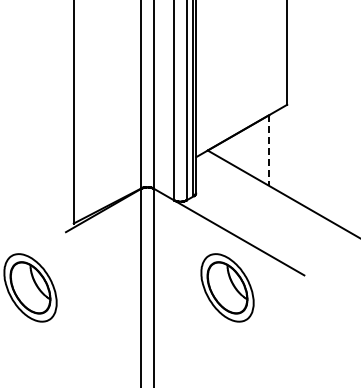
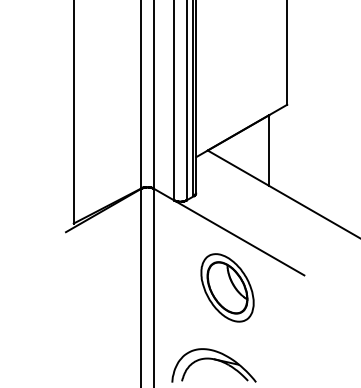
line: dashed -> solid (268, 151)
part: present -> none (30, 287)
part: none -> present (213, 365)
